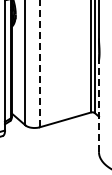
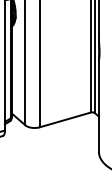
line: dashed -> solid (39, 63)
line: dashed -> solid (99, 105)
